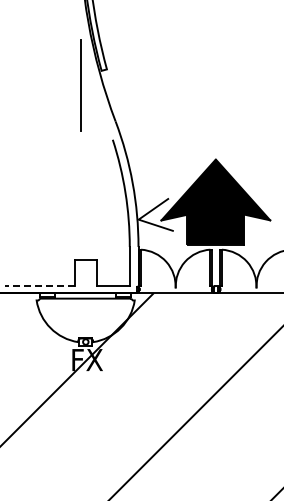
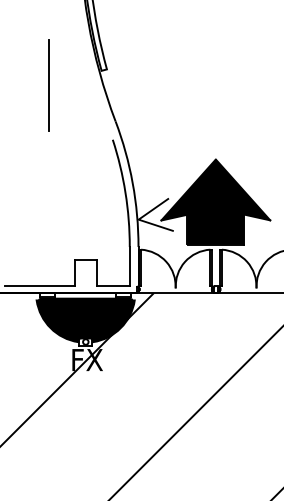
line position: (80, 85) -> (48, 85) (48, 85)
line: dashed -> solid (39, 285)
fill: none -> present (85, 320)
